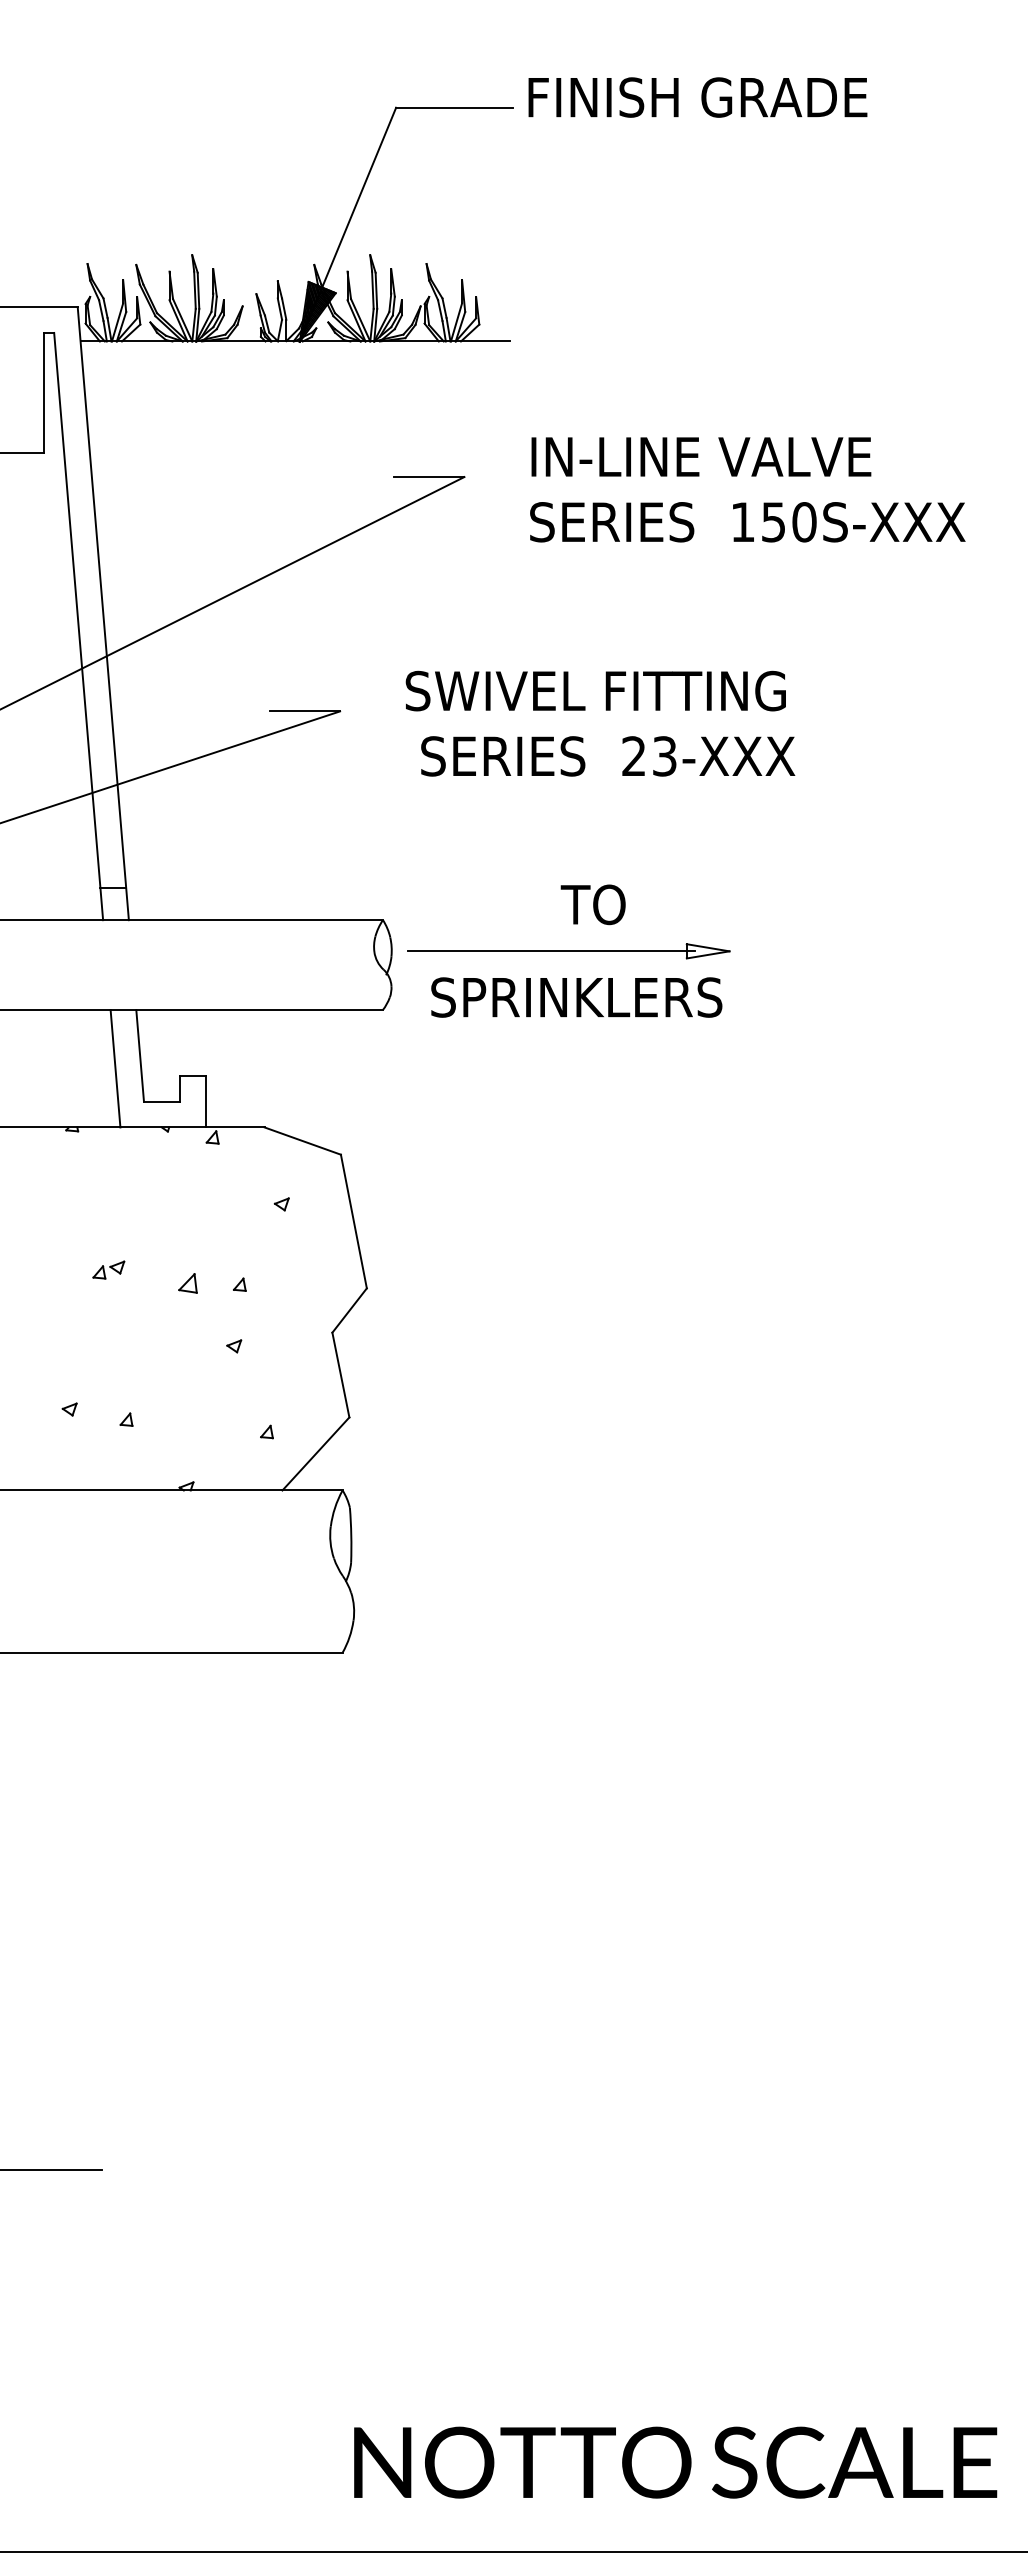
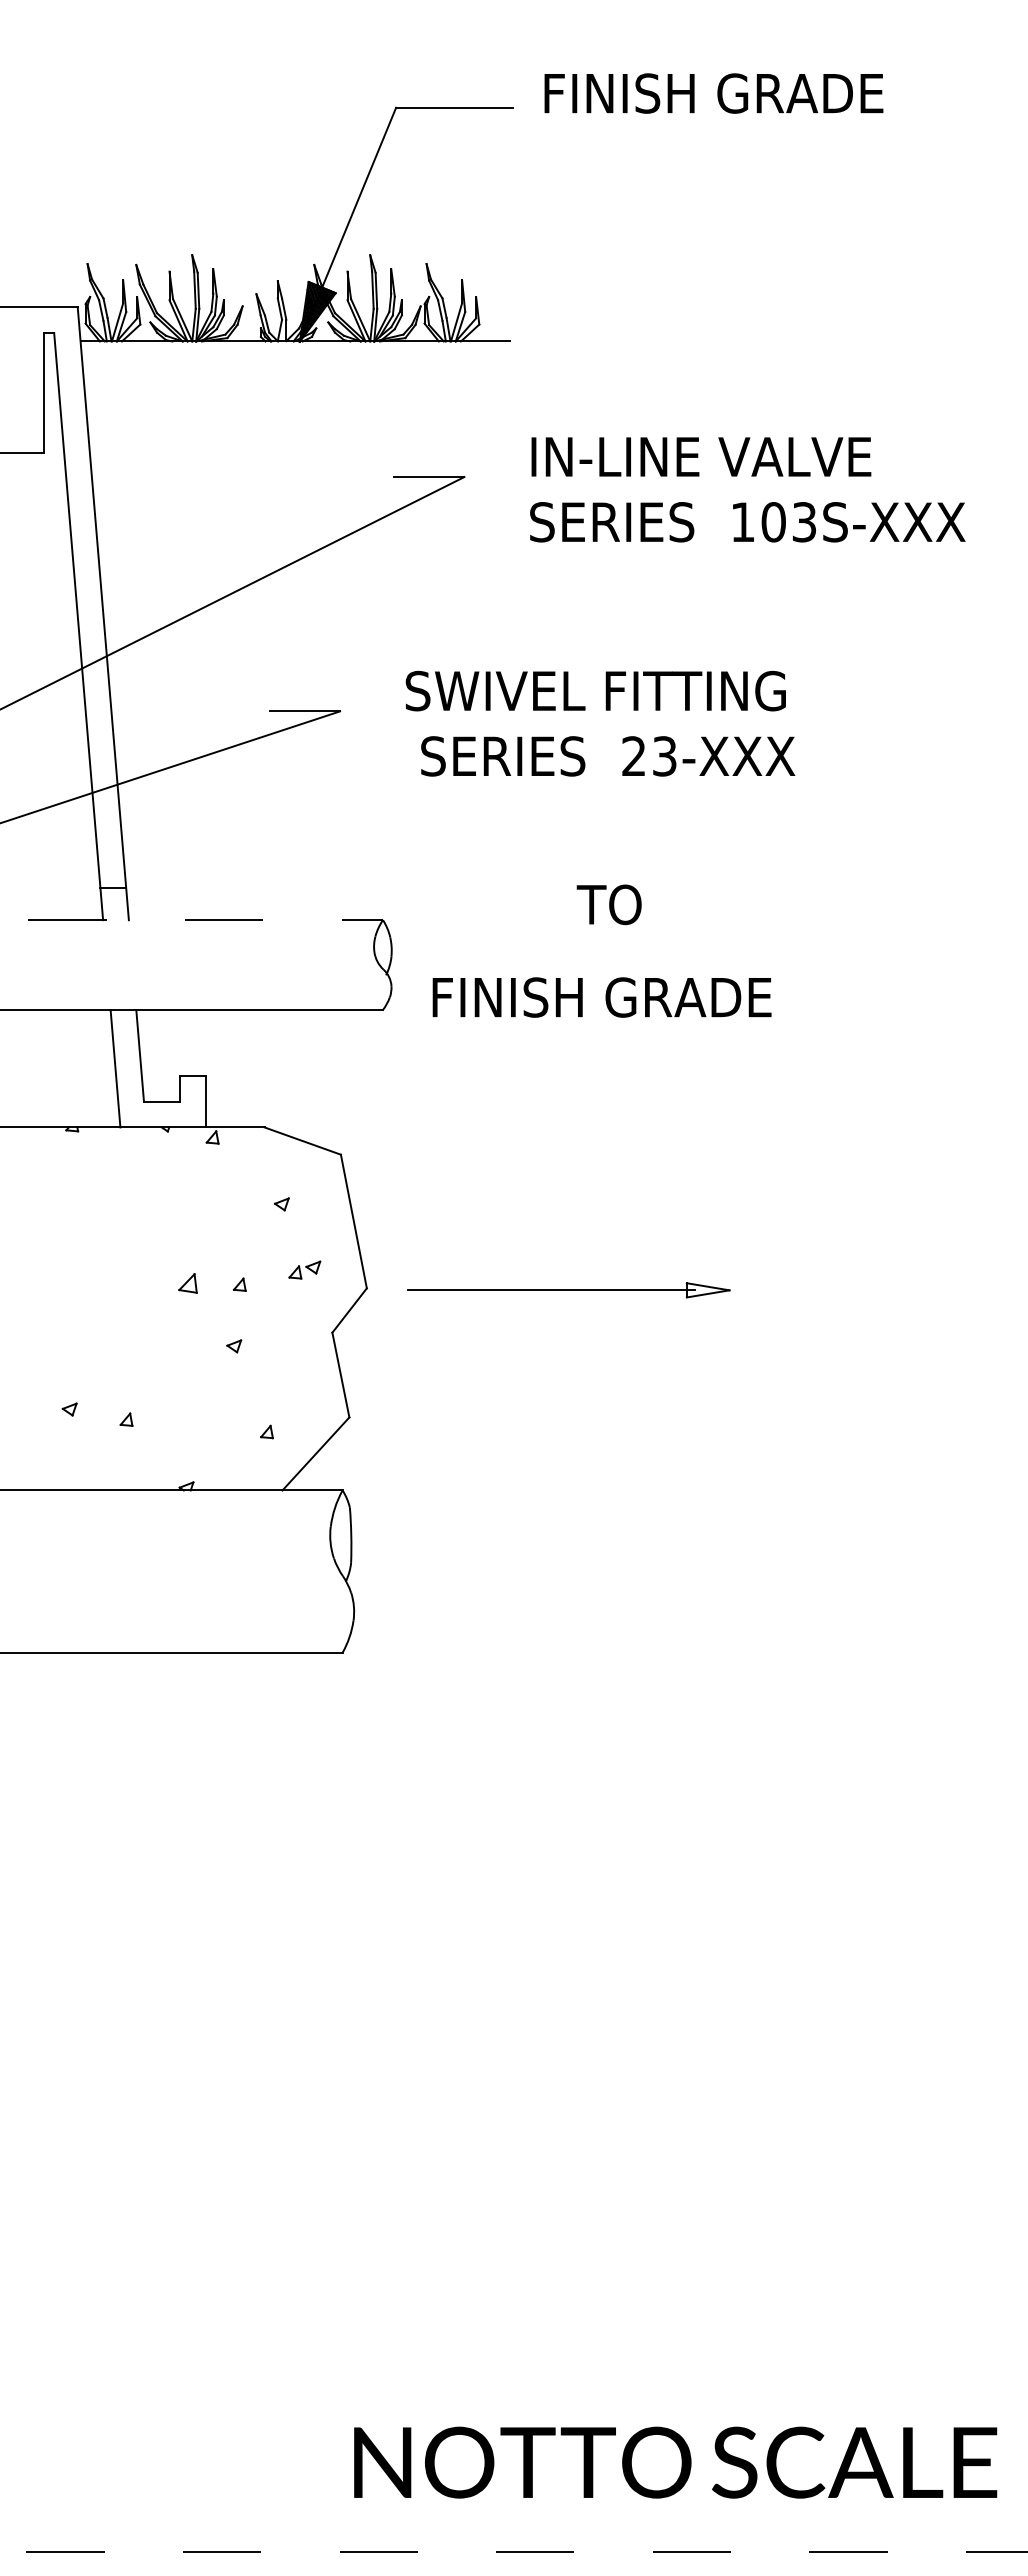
text position: (697, 97) -> (713, 93) (713, 93)
text: 150S-XXX -> 103S-XXX (788, 522)
text position: (592, 904) -> (608, 904) (608, 904)
line: solid -> dashed (192, 920)
part position: (568, 951) -> (568, 1290) (568, 1290)
text: SPRINKLERS -> FINISH GRADE (601, 997)
part position: (108, 1269) -> (304, 1269) (304, 1269)
line: present -> none (52, 2170)
line: solid -> dashed (513, 2552)
